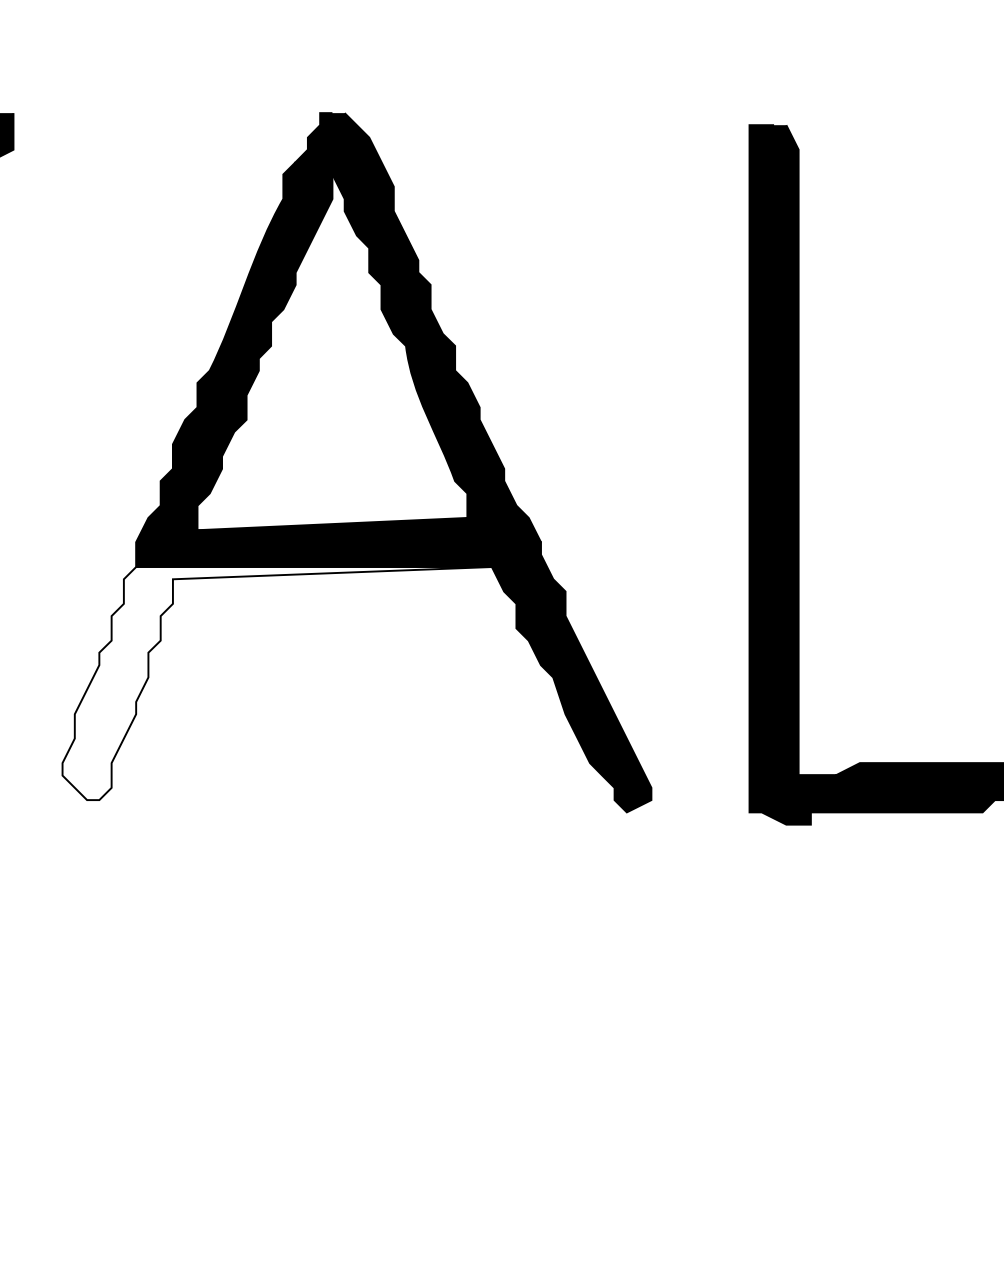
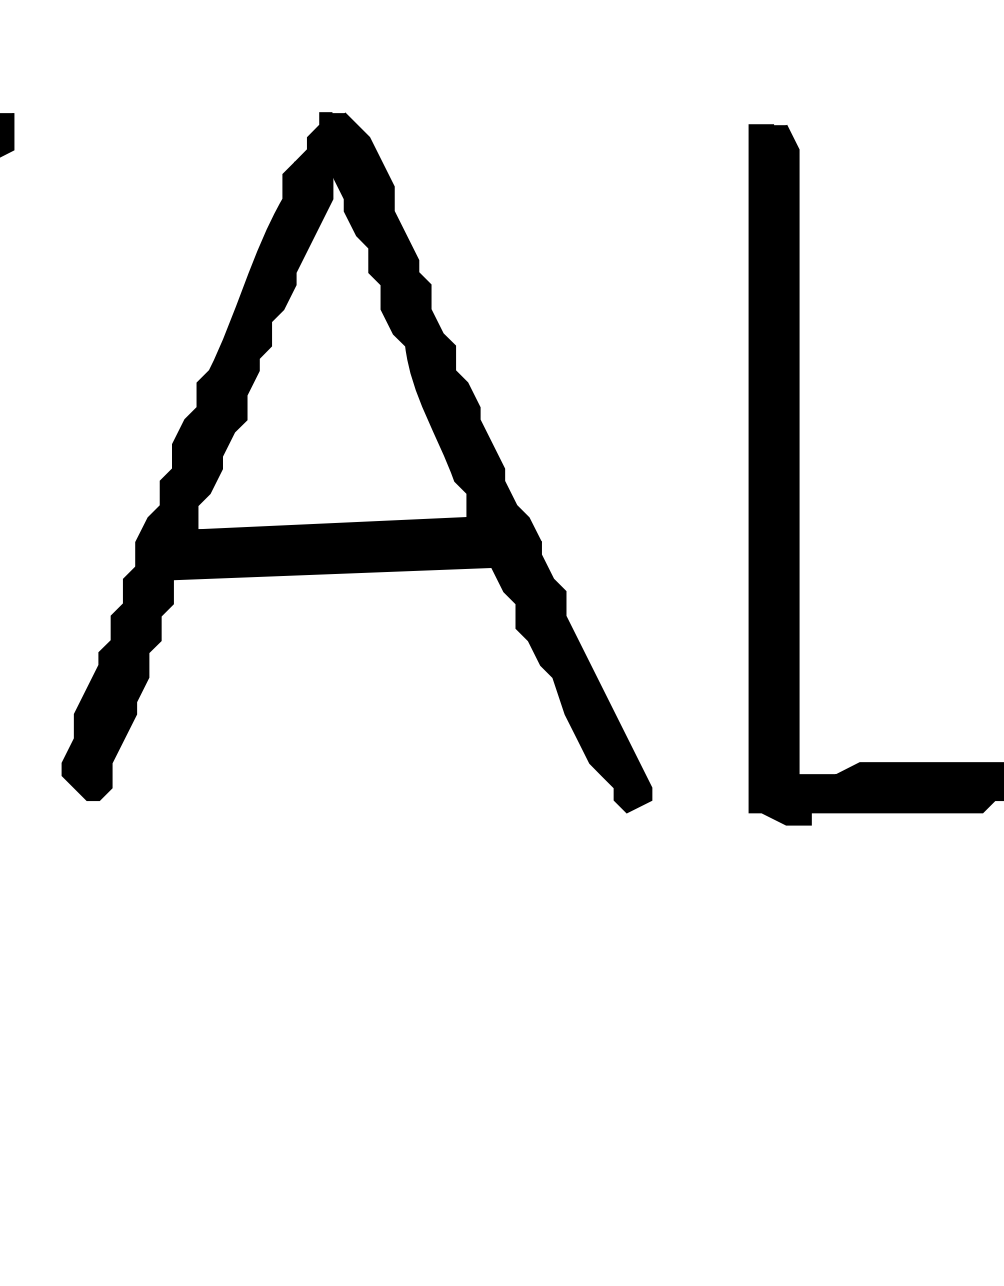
fill: none -> present (276, 683)
